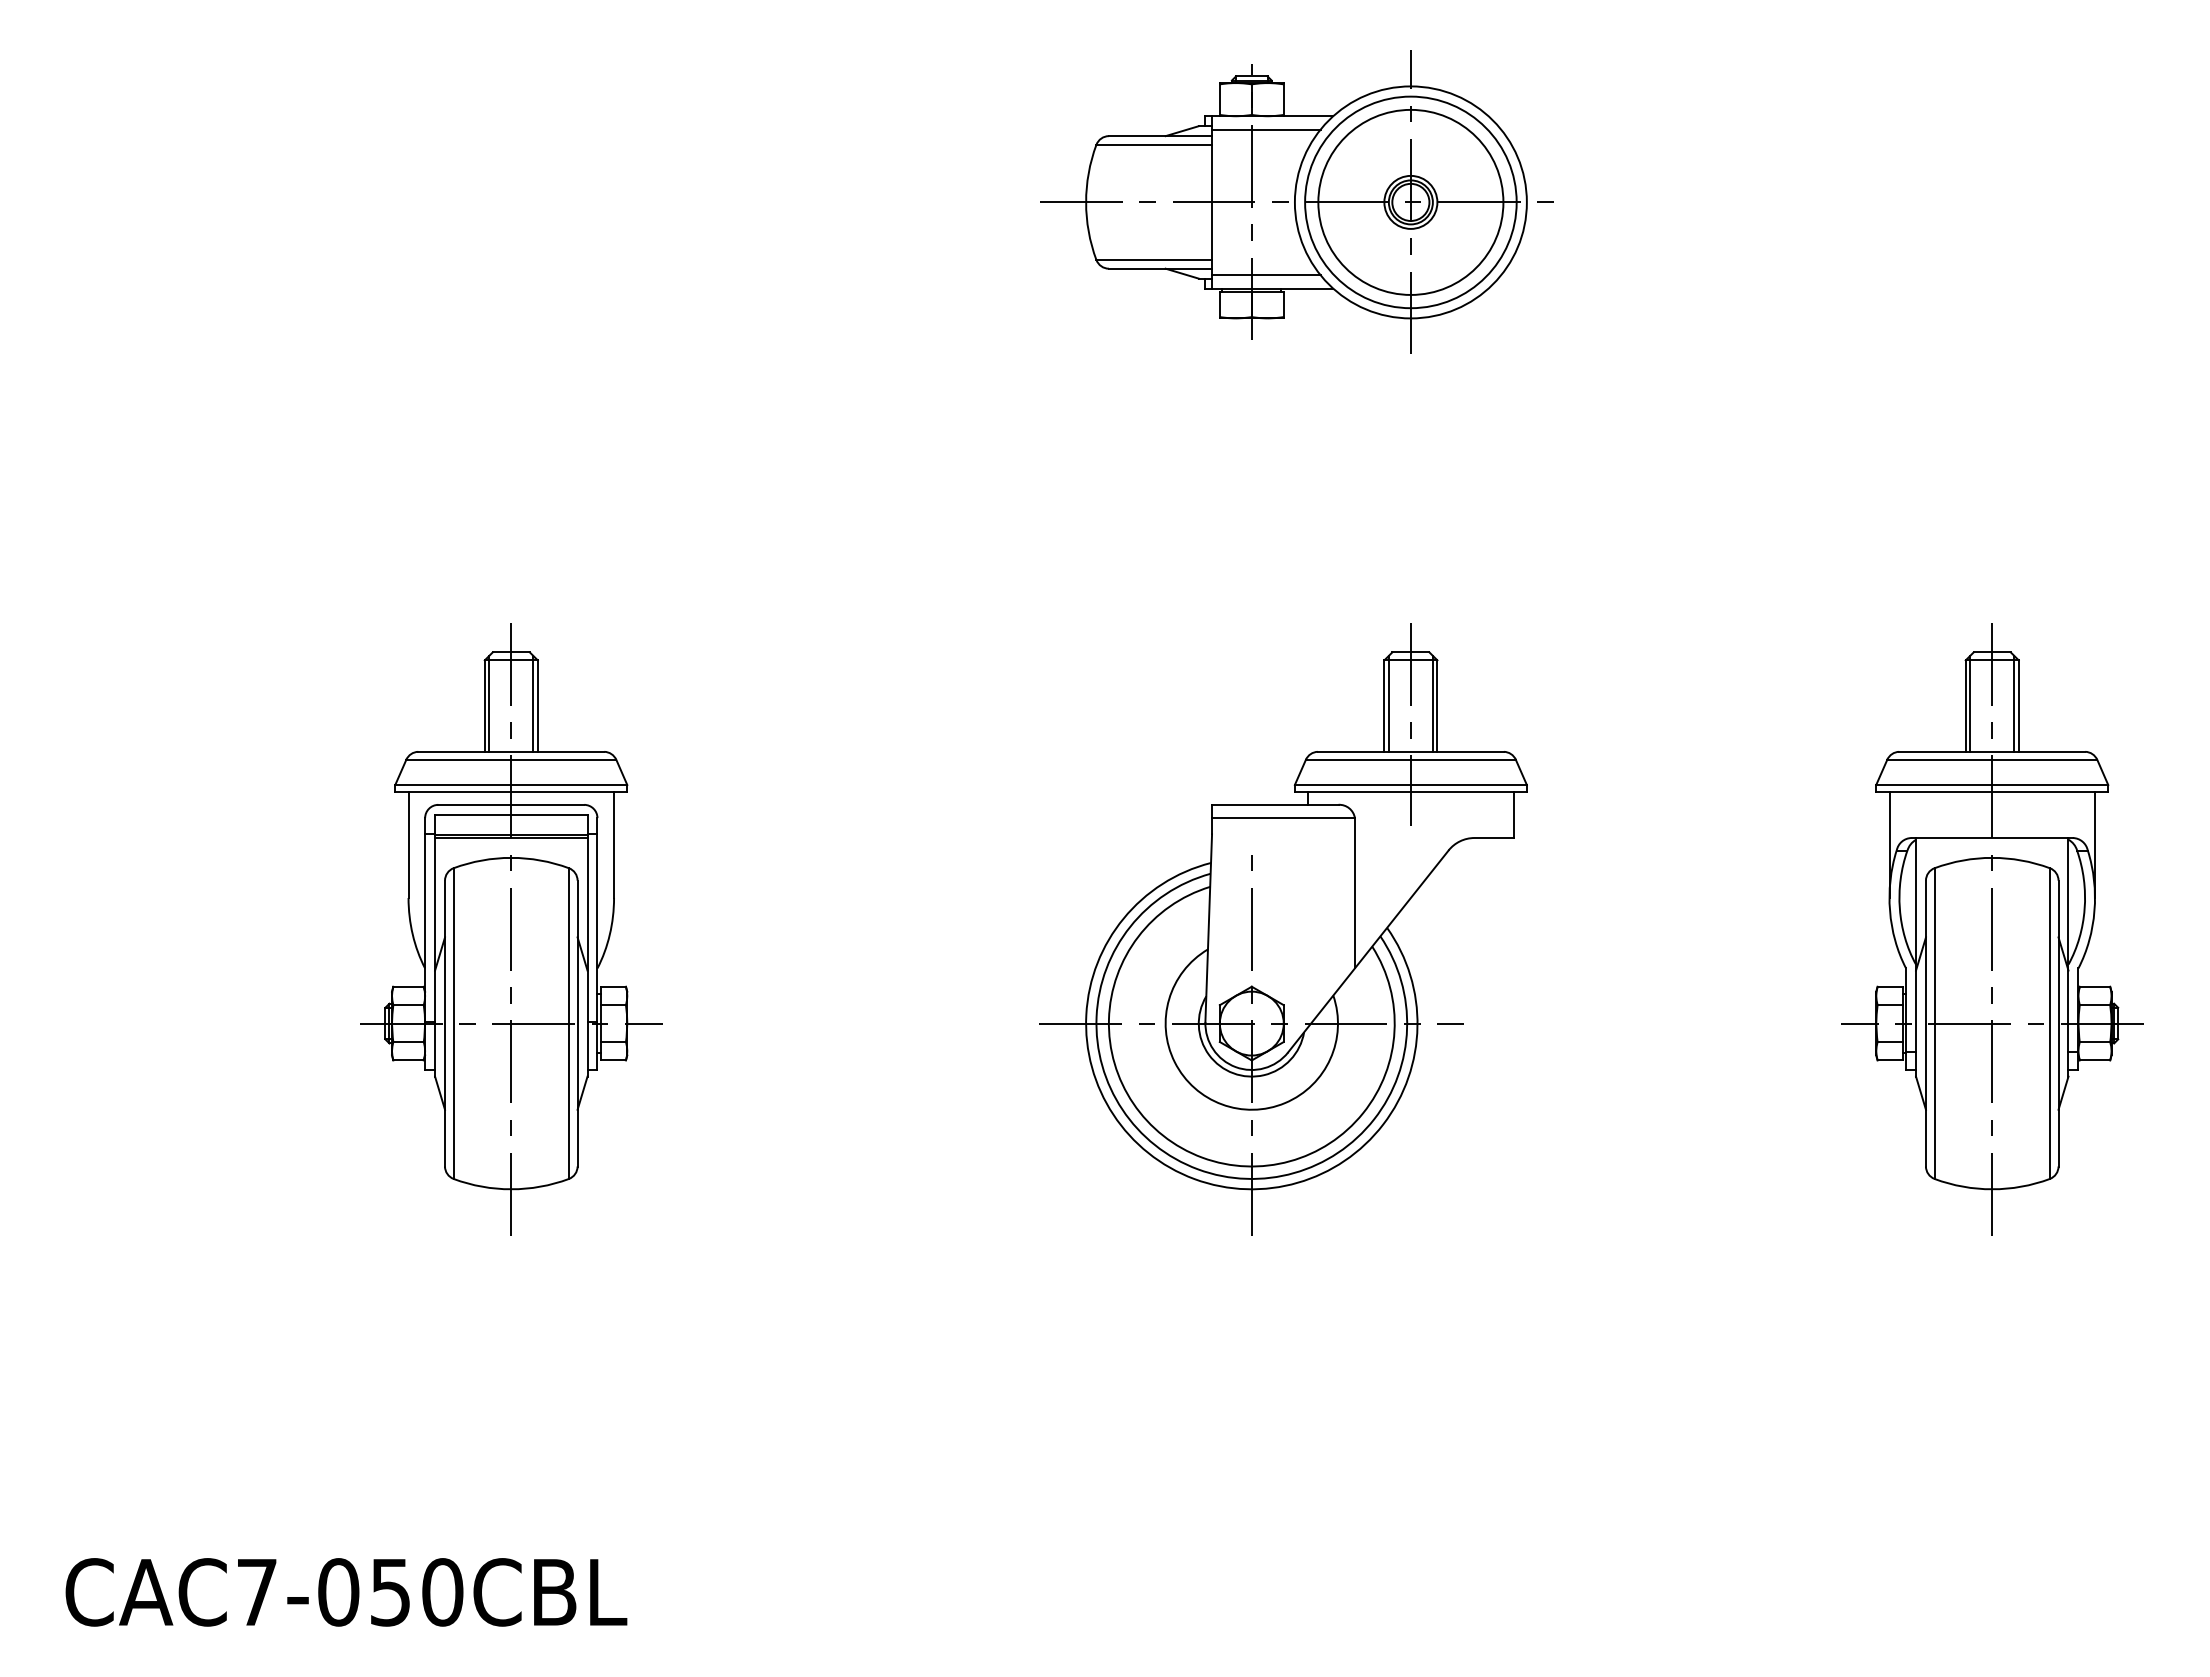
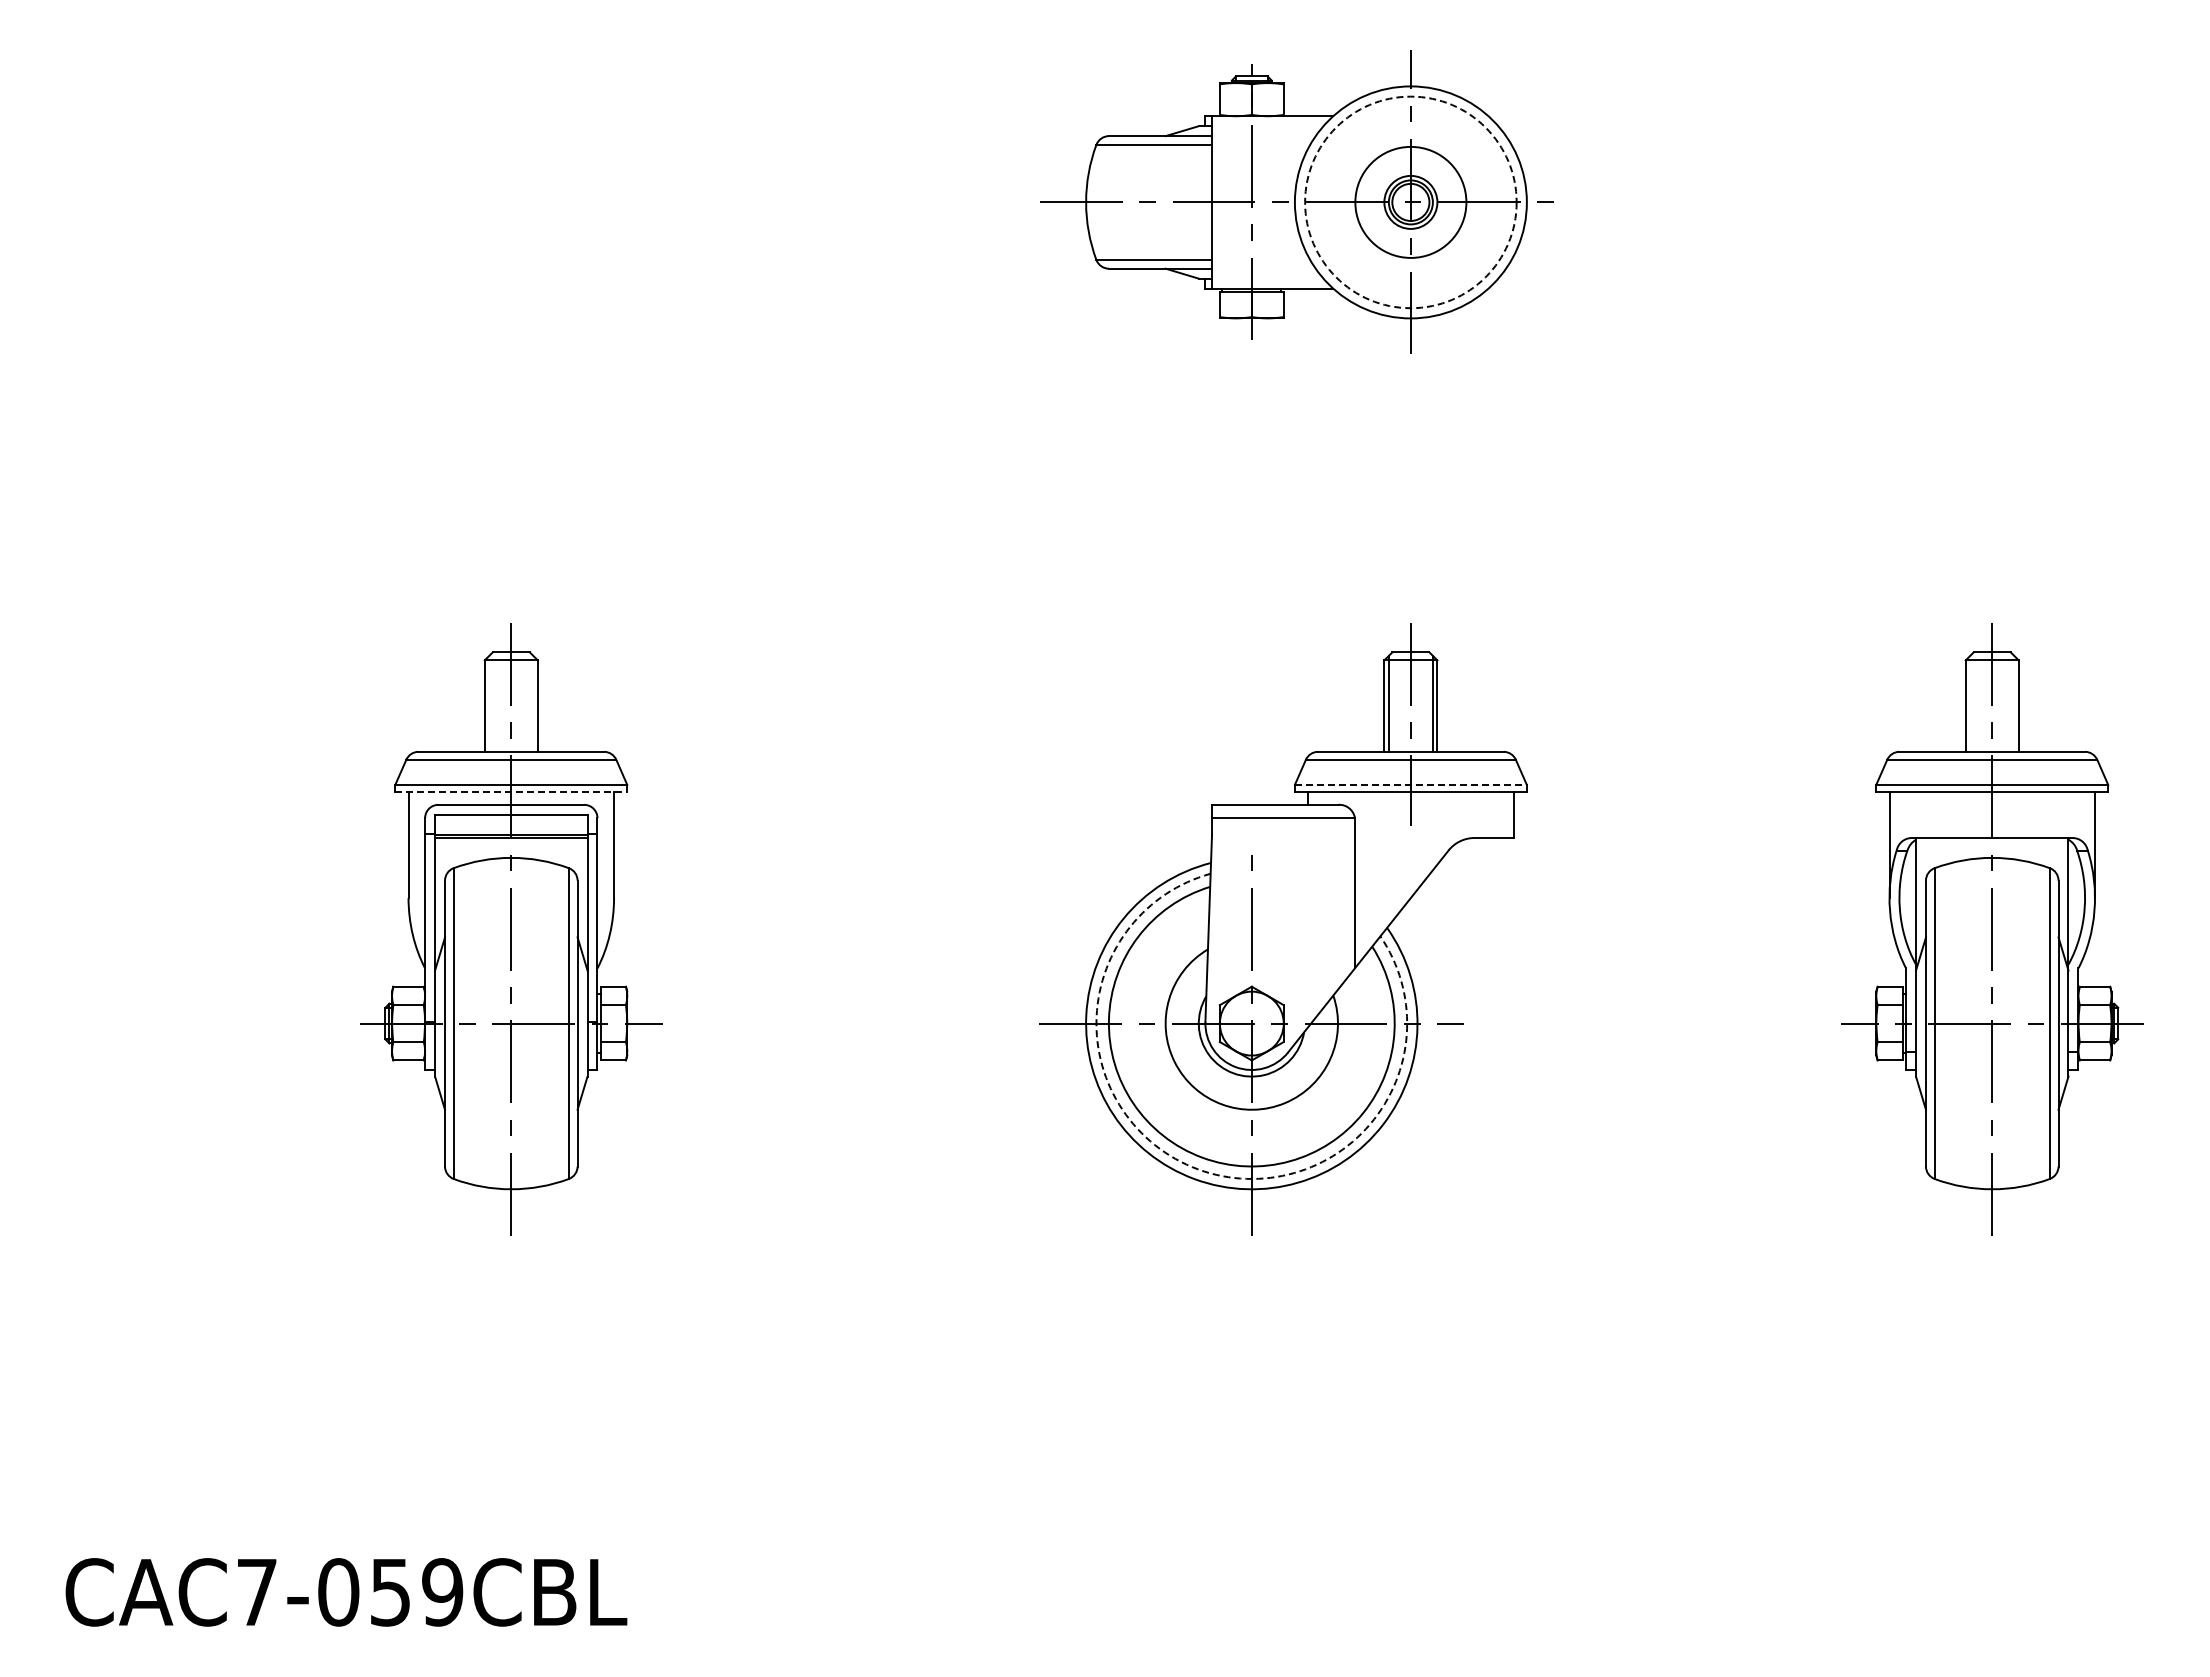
line: present -> none (1266, 129)
circle diameter: 185 px -> 111 px (1410, 201)
circle: solid -> dashed (1410, 202)
line: present -> none (1266, 275)
line: present -> none (489, 703)
line: present -> none (533, 703)
line: present -> none (1970, 703)
line: present -> none (2014, 703)
line: solid -> dashed (1410, 784)
line: solid -> dashed (511, 791)
arc: solid -> dashed (1198, 1169)
text: CAC7-050CBL -> CAC7-059CBL (442, 1592)
